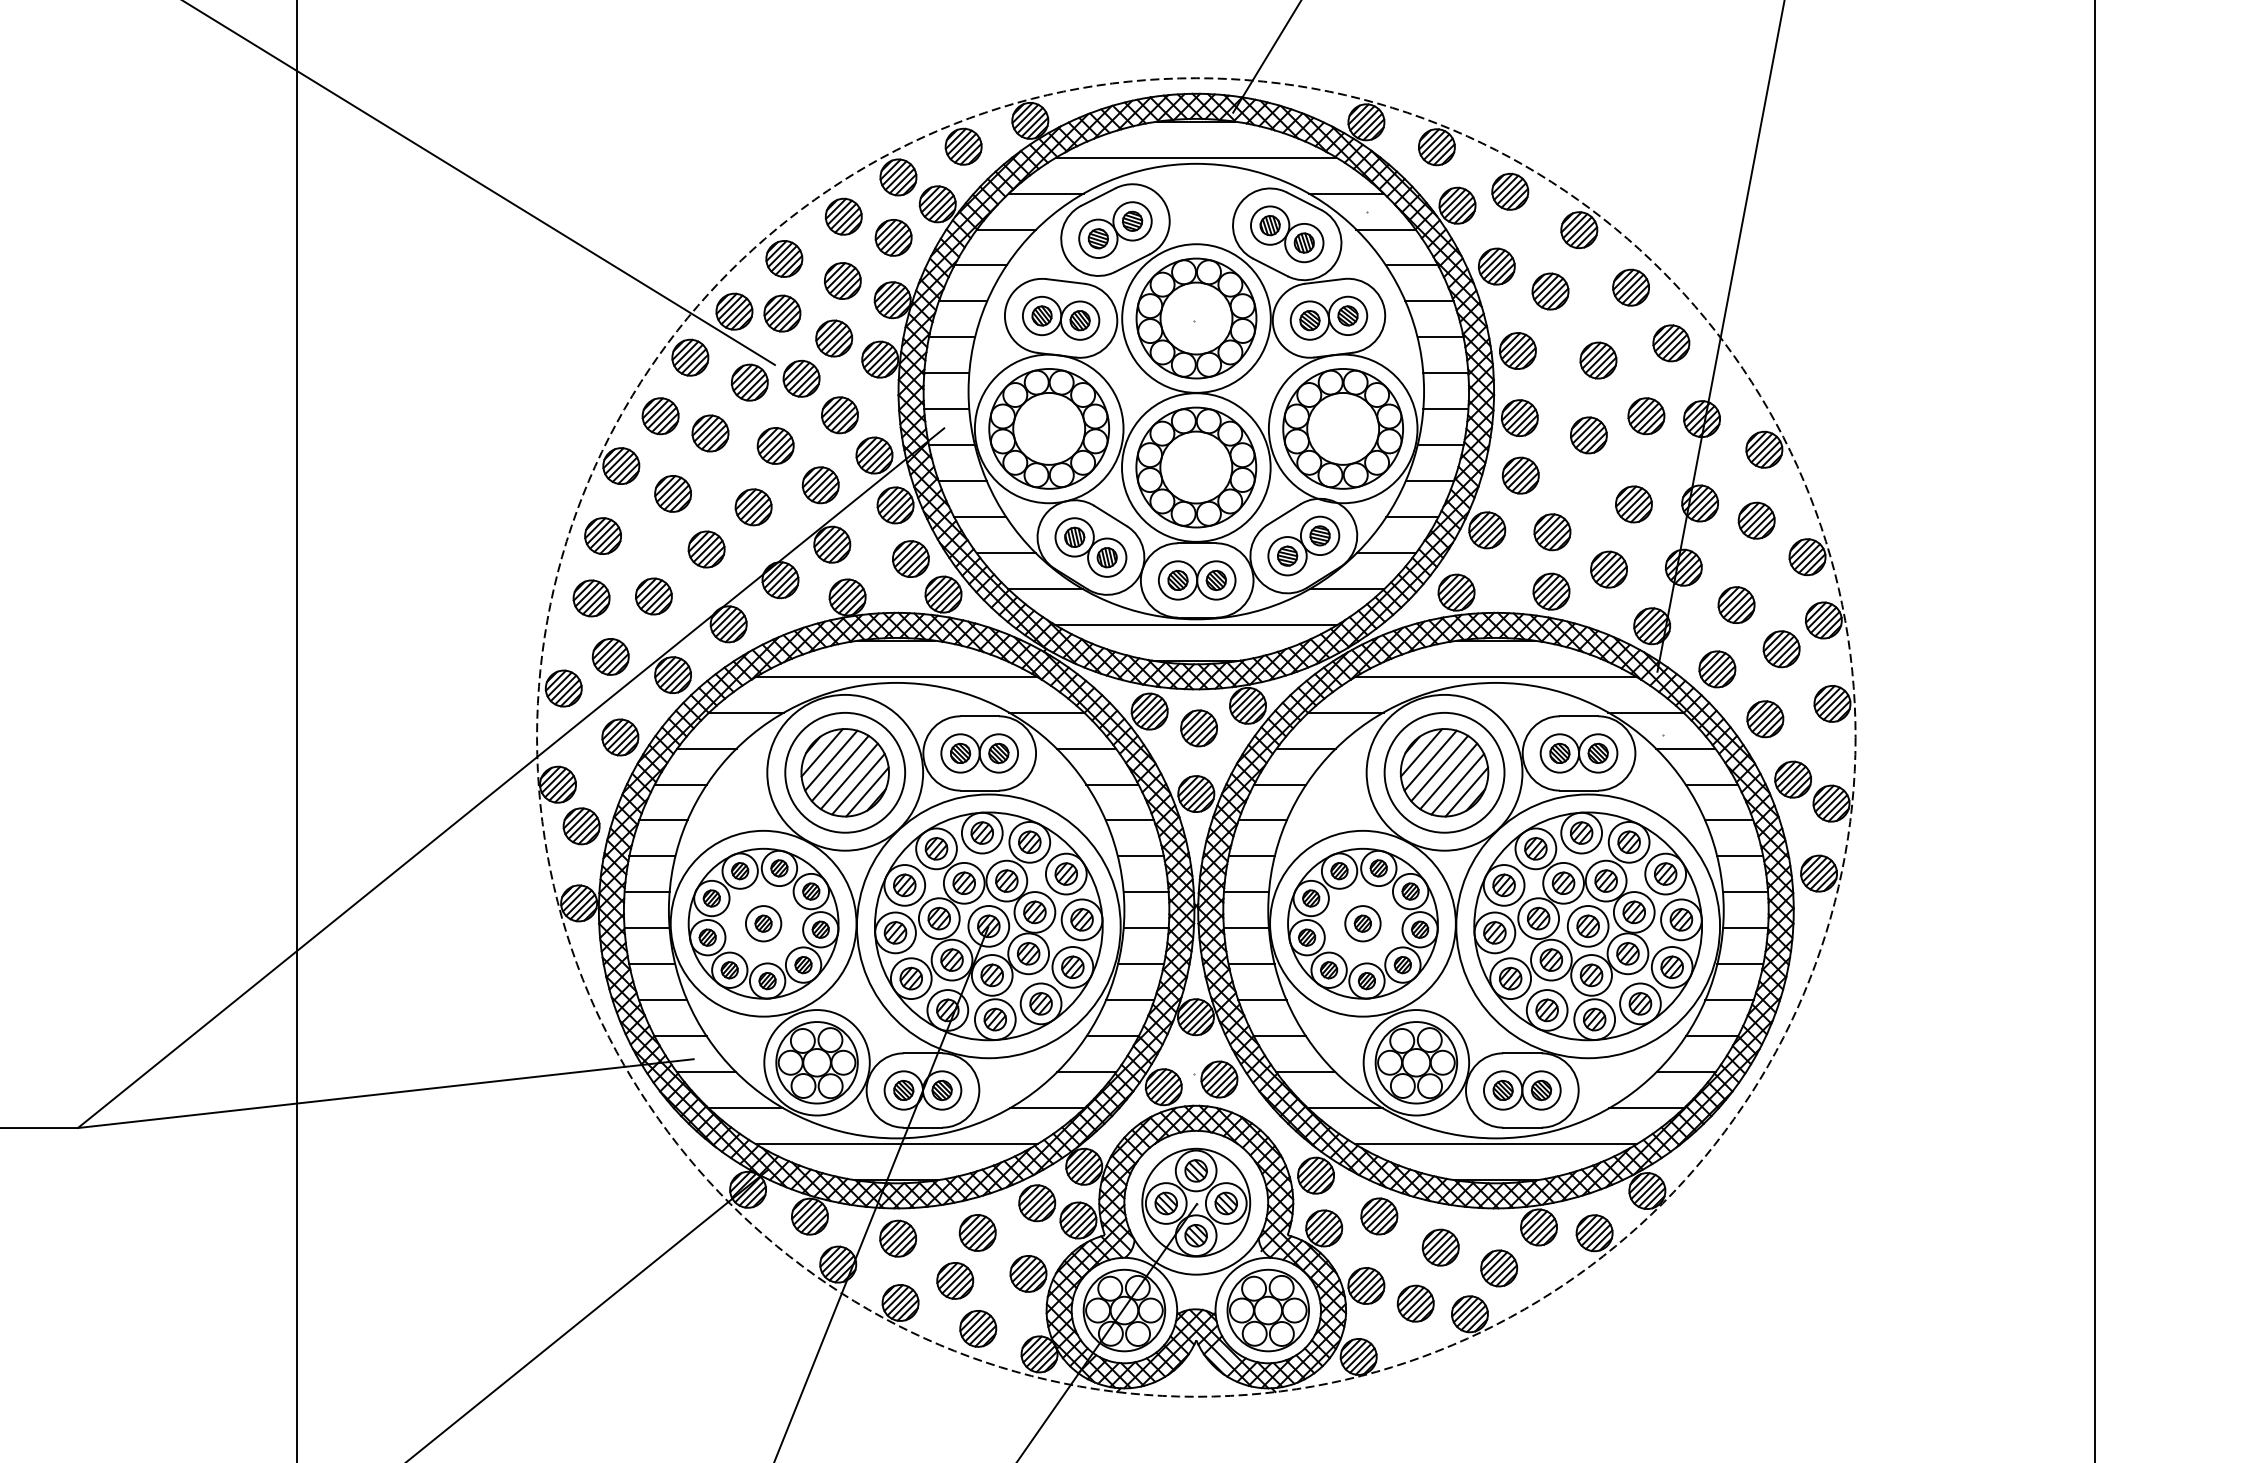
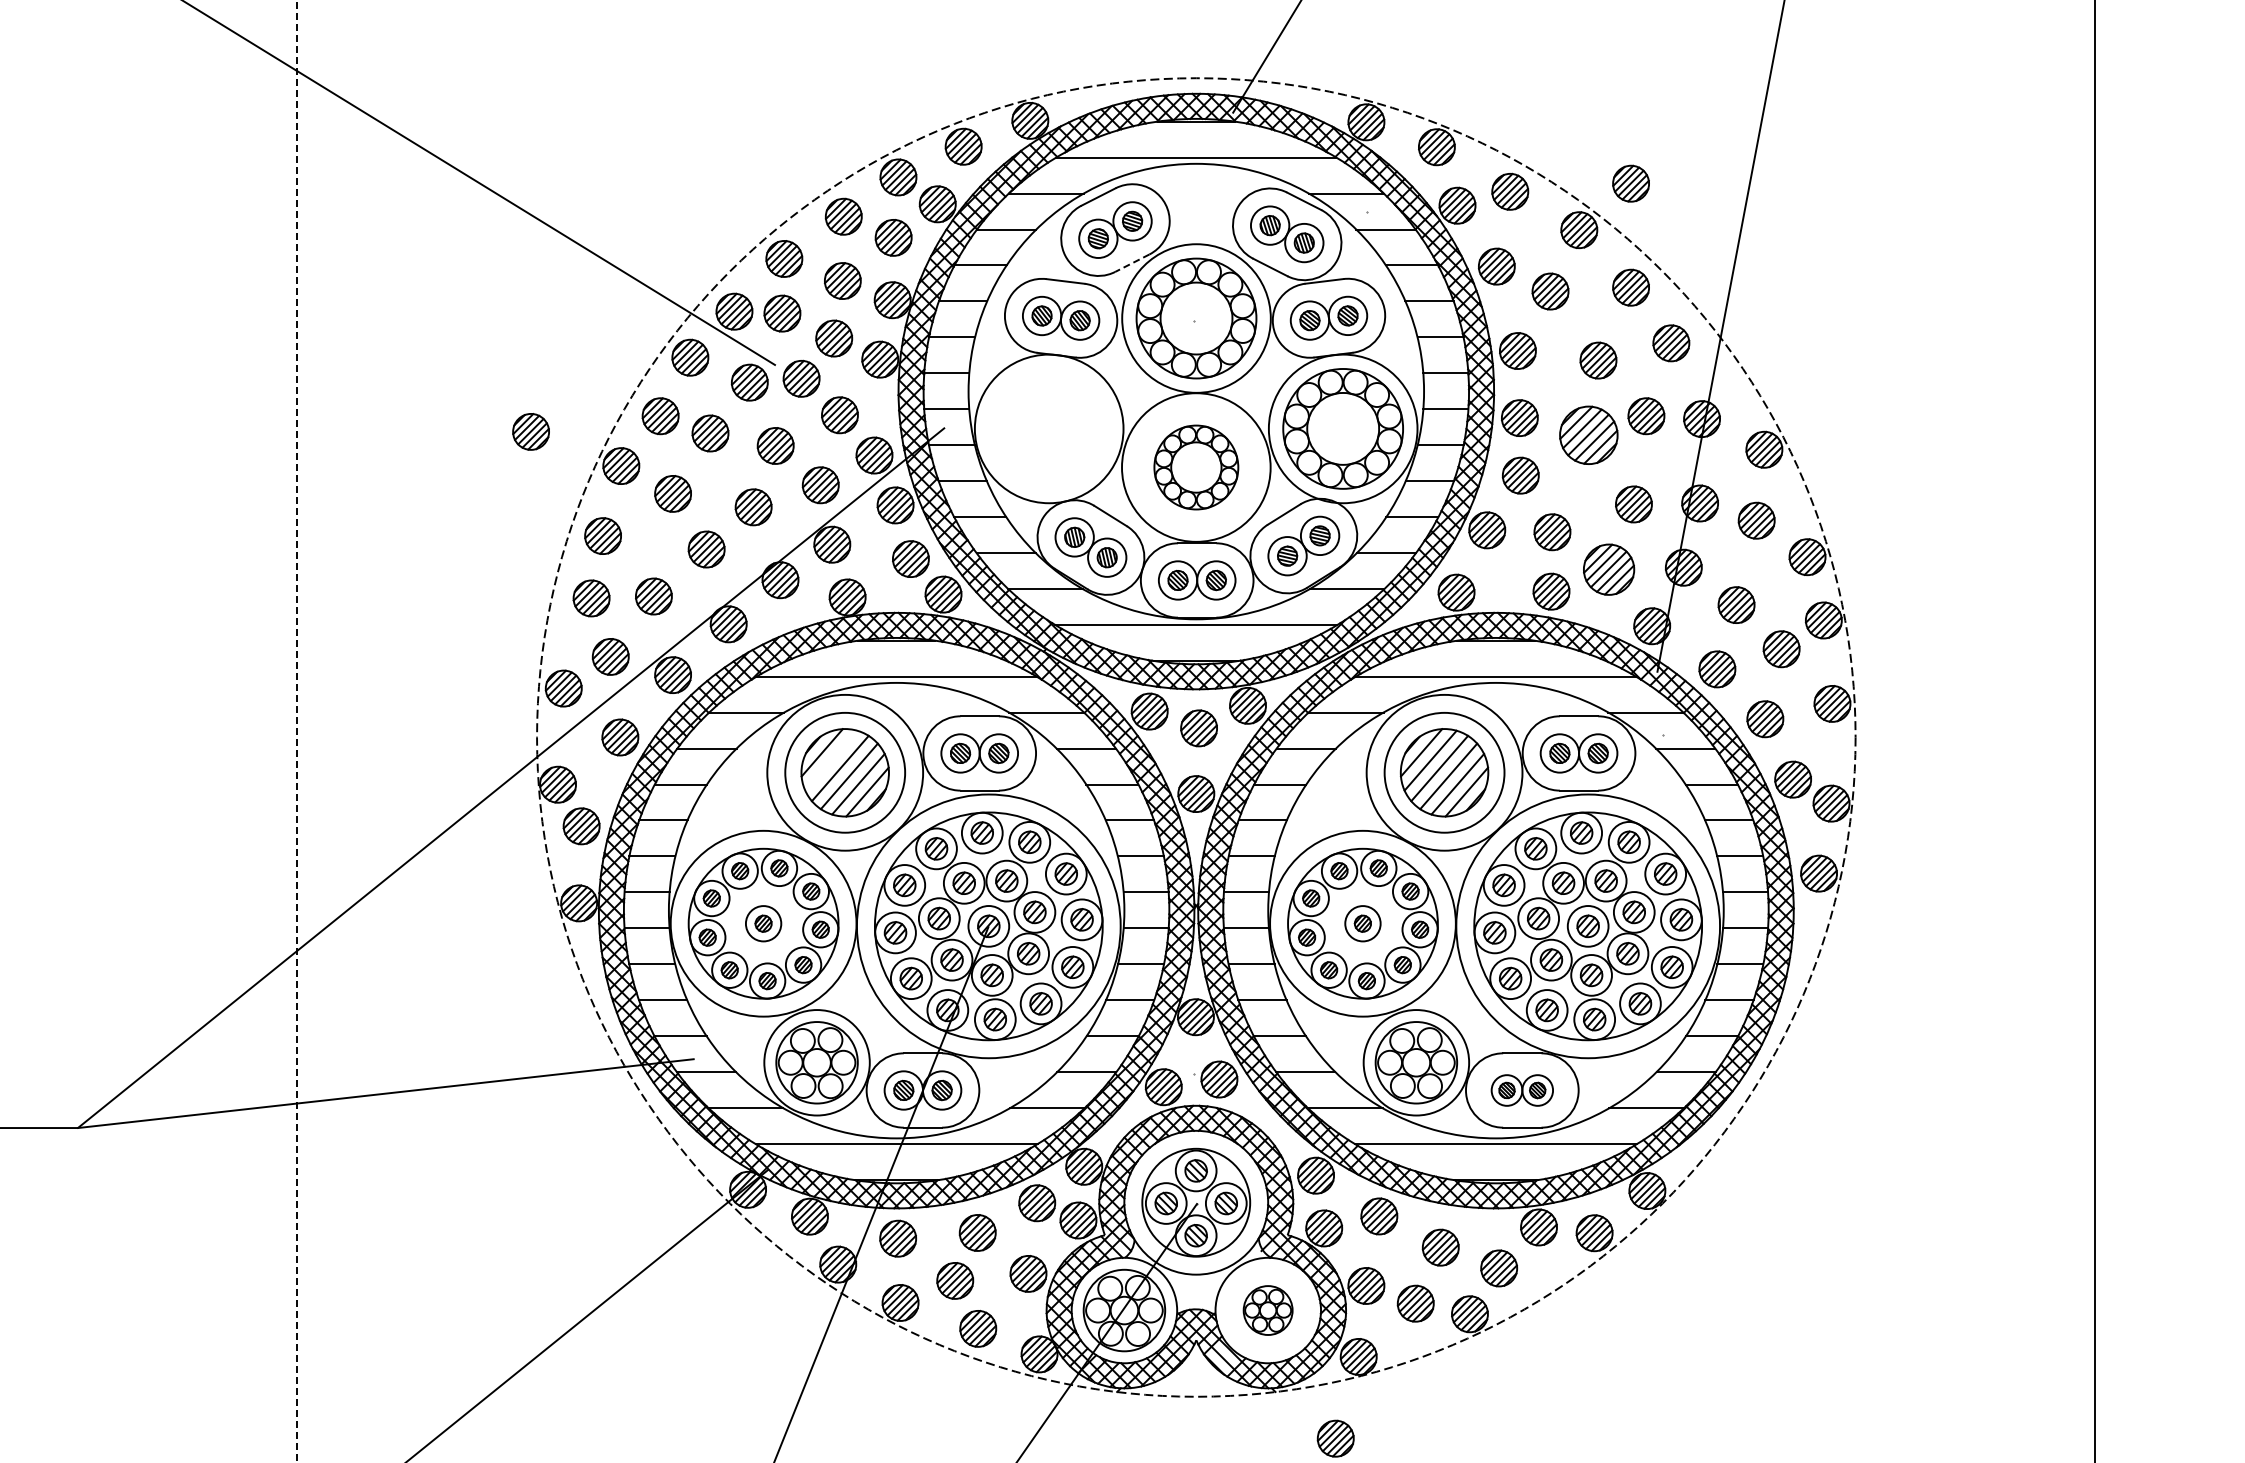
part: none -> present (1630, 183)
line: solid -> dashed (1131, 263)
part: present -> none (1048, 428)
part: none -> present (530, 431)
part size: 38x39 px -> 60x60 px (1588, 434)
part size: 123x123 px -> 87x87 px (1196, 467)
part size: 38x39 px -> 53x53 px (1609, 569)
line: solid -> dashed (297, 731)
line: present -> none (831, 760)
part size: 79x41 px -> 64x33 px (1521, 1090)
part size: 84x85 px -> 52x51 px (1267, 1310)
part: none -> present (1335, 1438)
